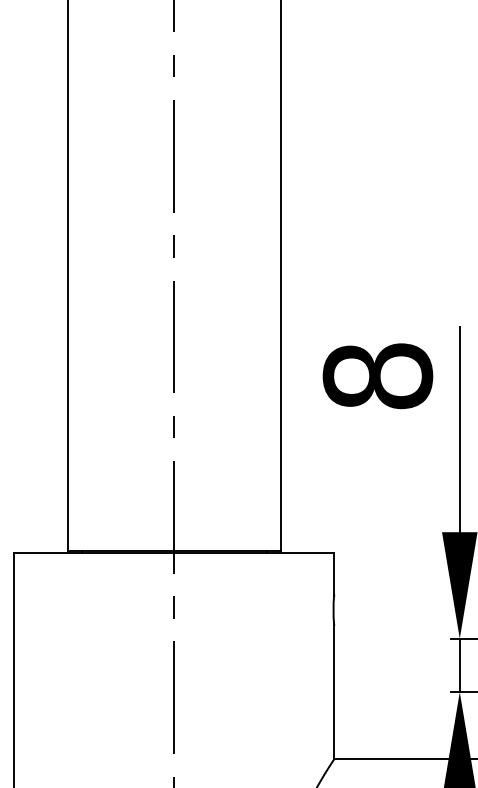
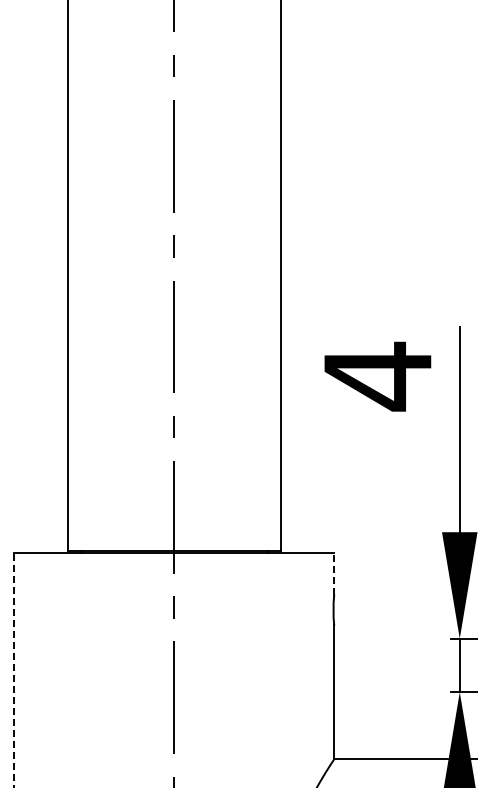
text: 8 -> 4 (377, 376)
line: solid -> dashed (334, 574)
line: solid -> dashed (14, 669)
